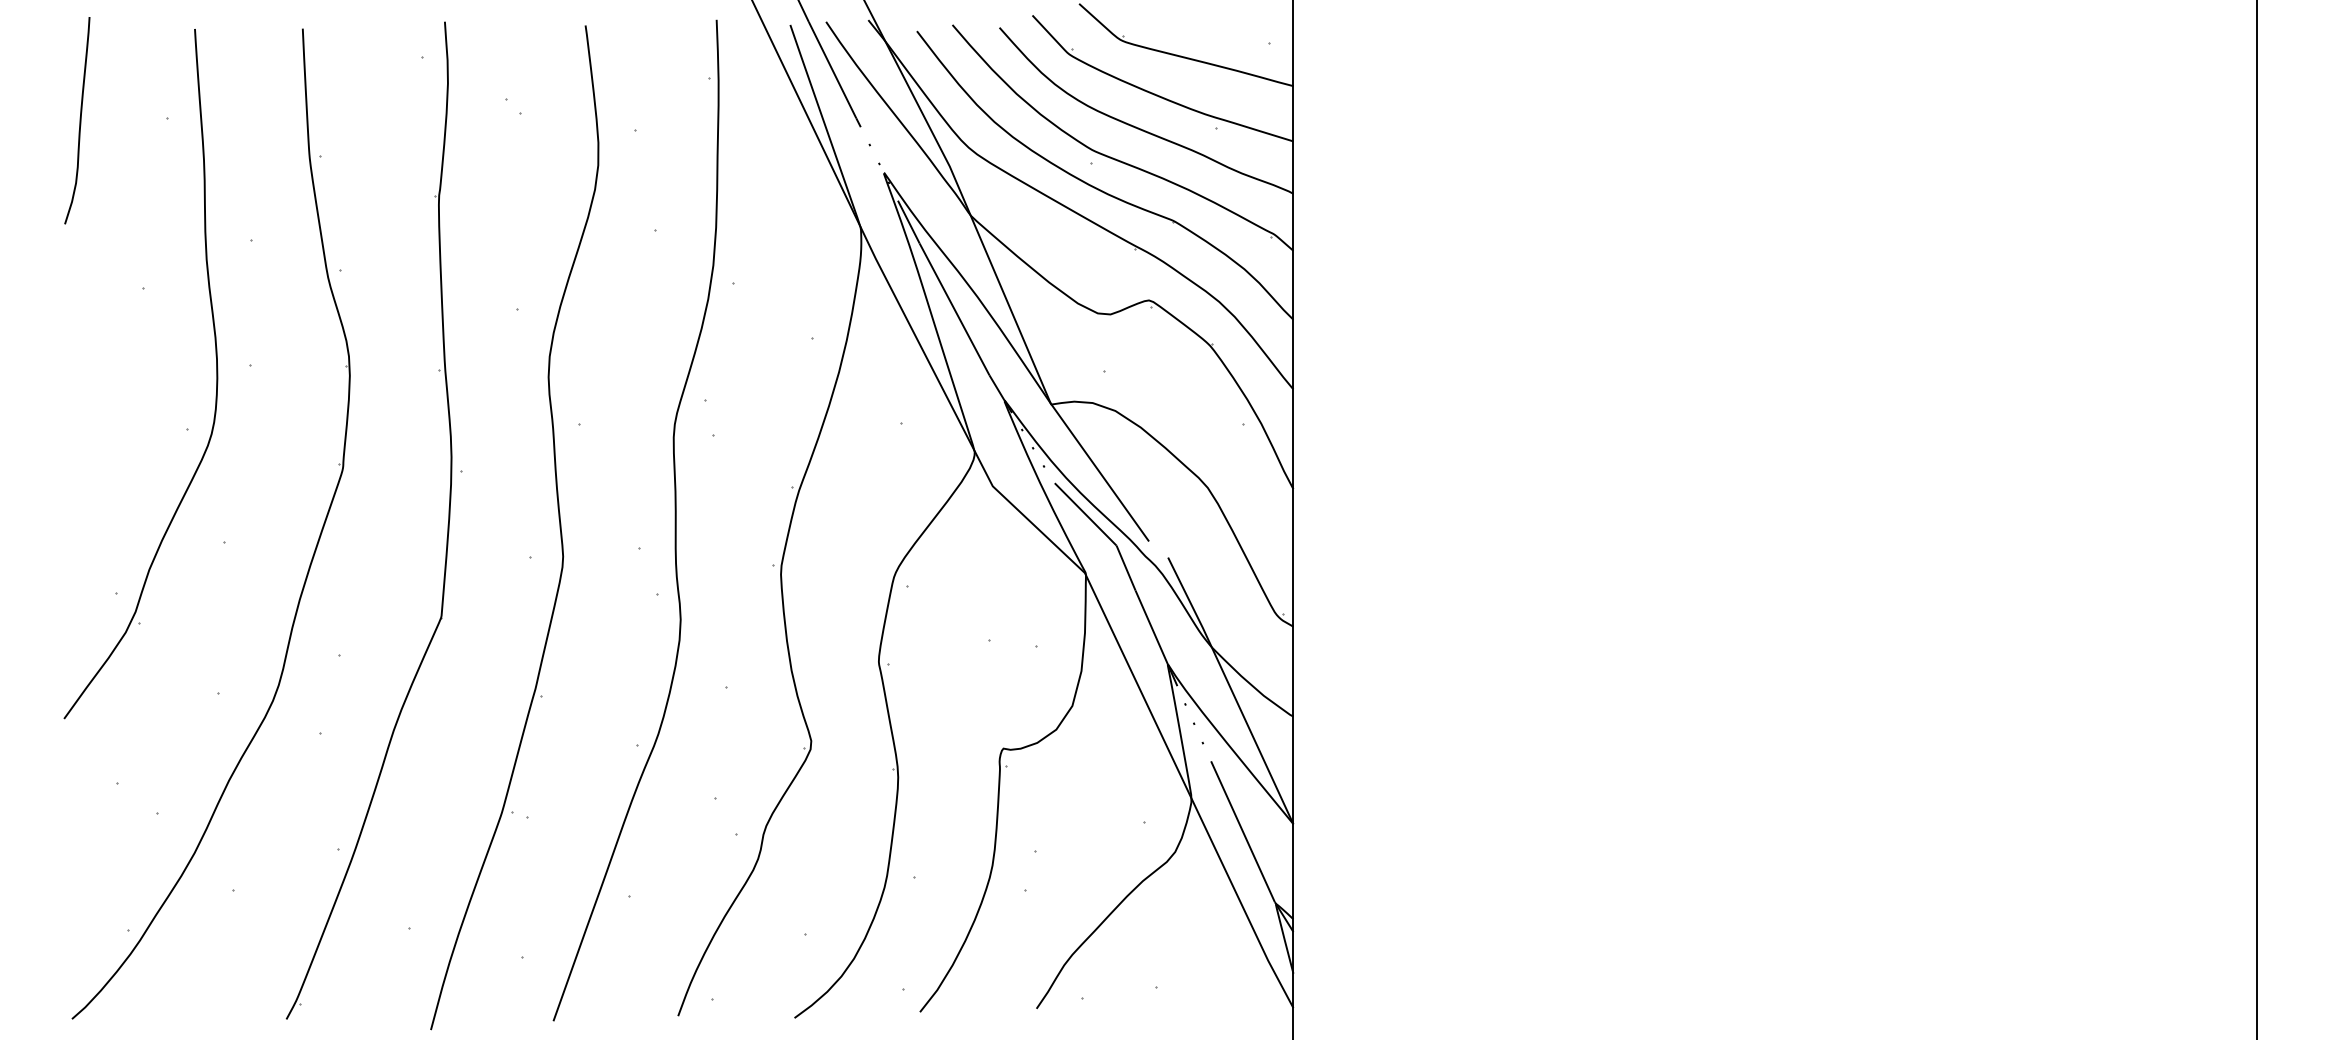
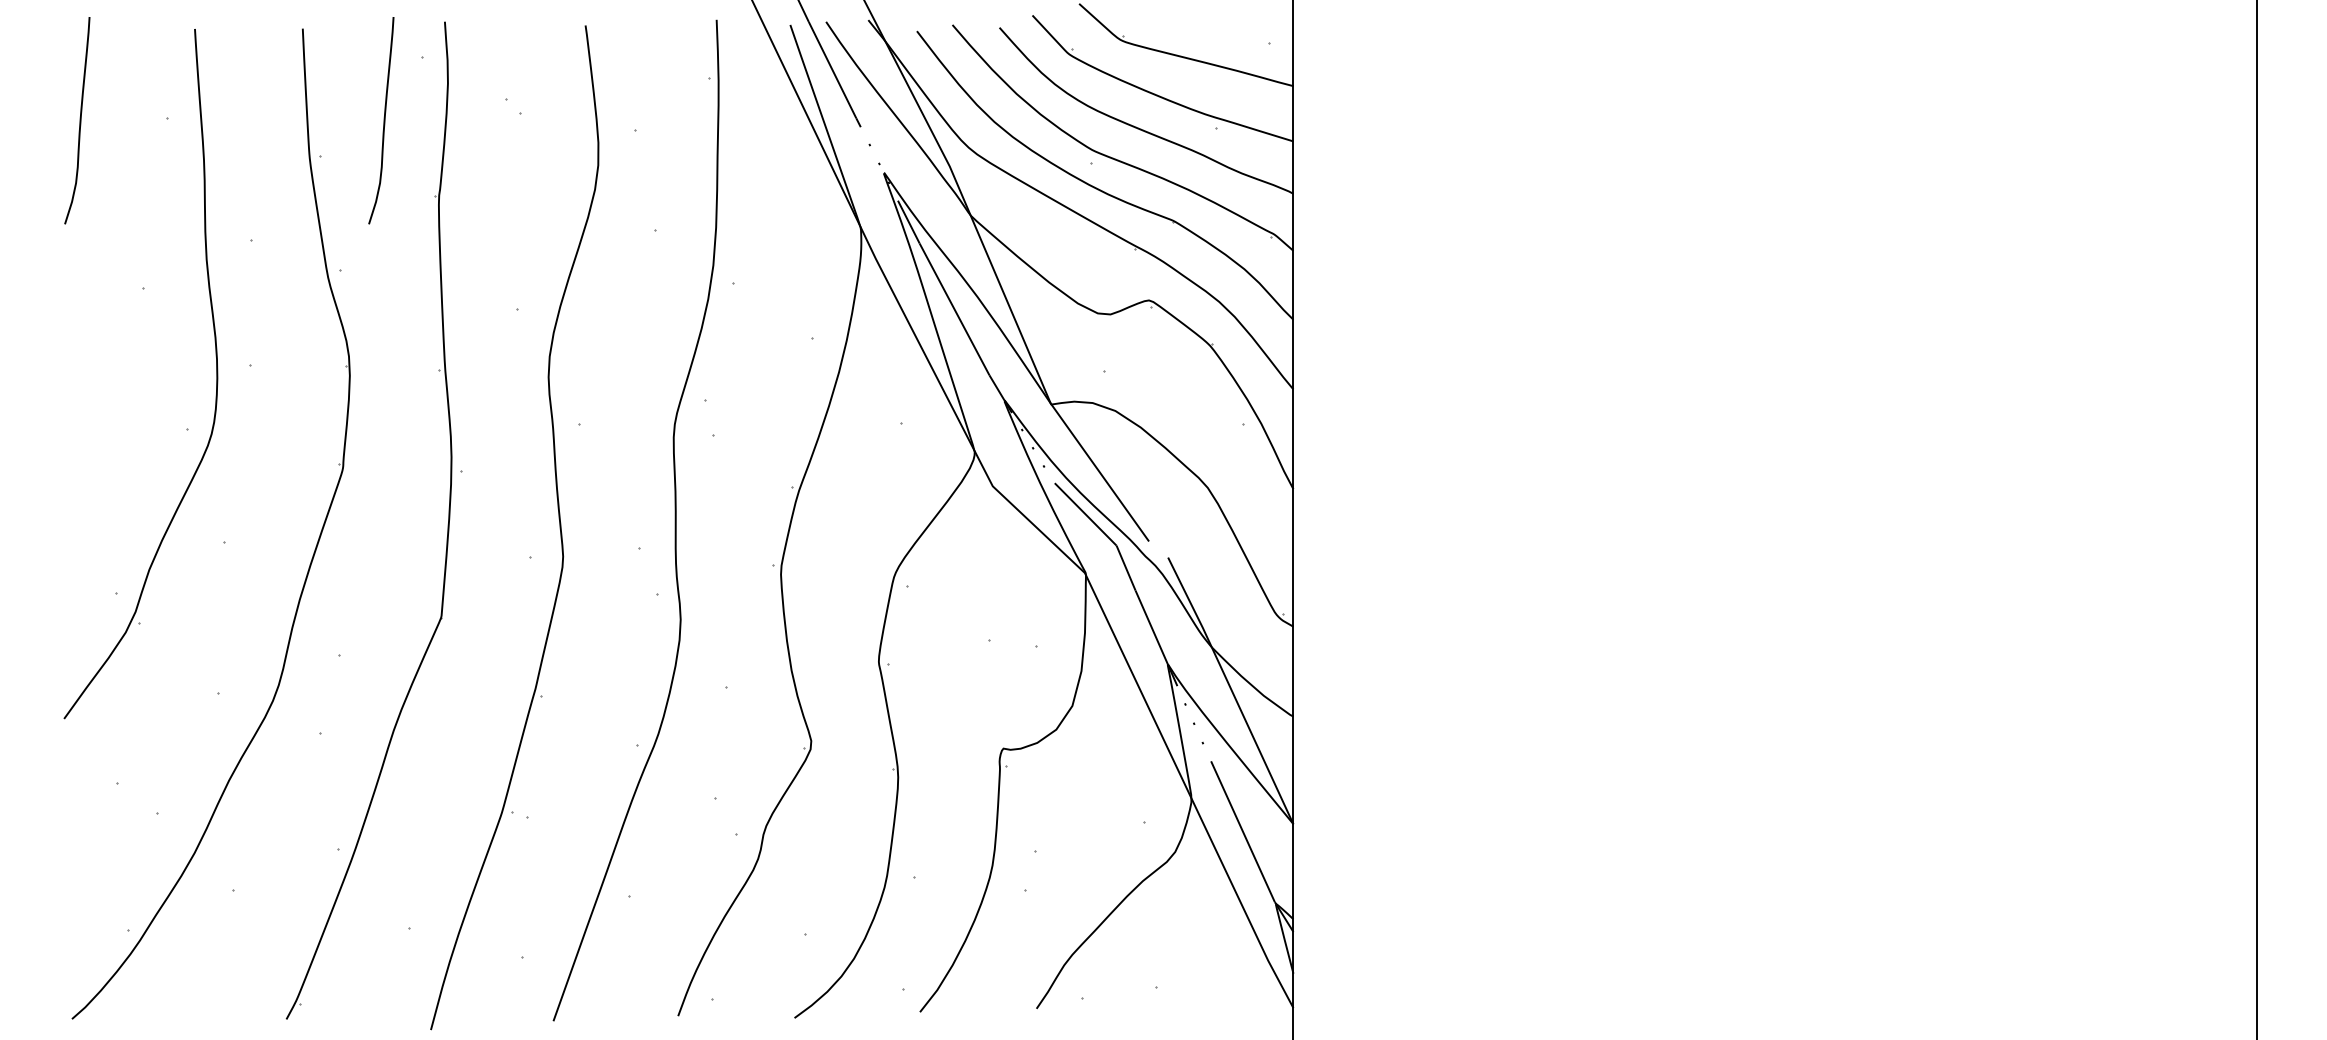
curve: none -> present (383, 120)
